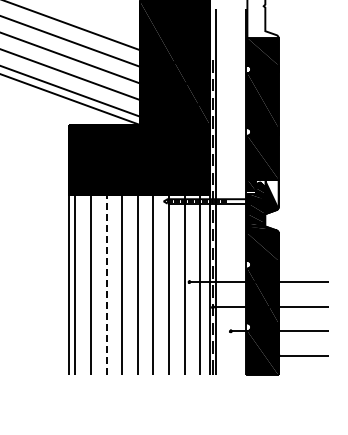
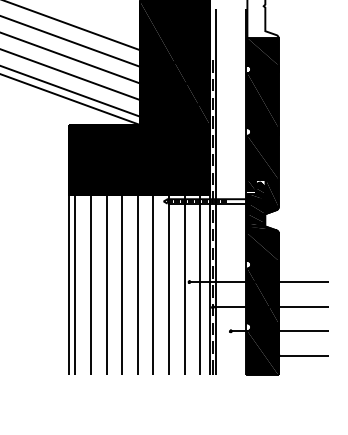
fill: none -> present (271, 193)
line: dashed -> solid (106, 284)
